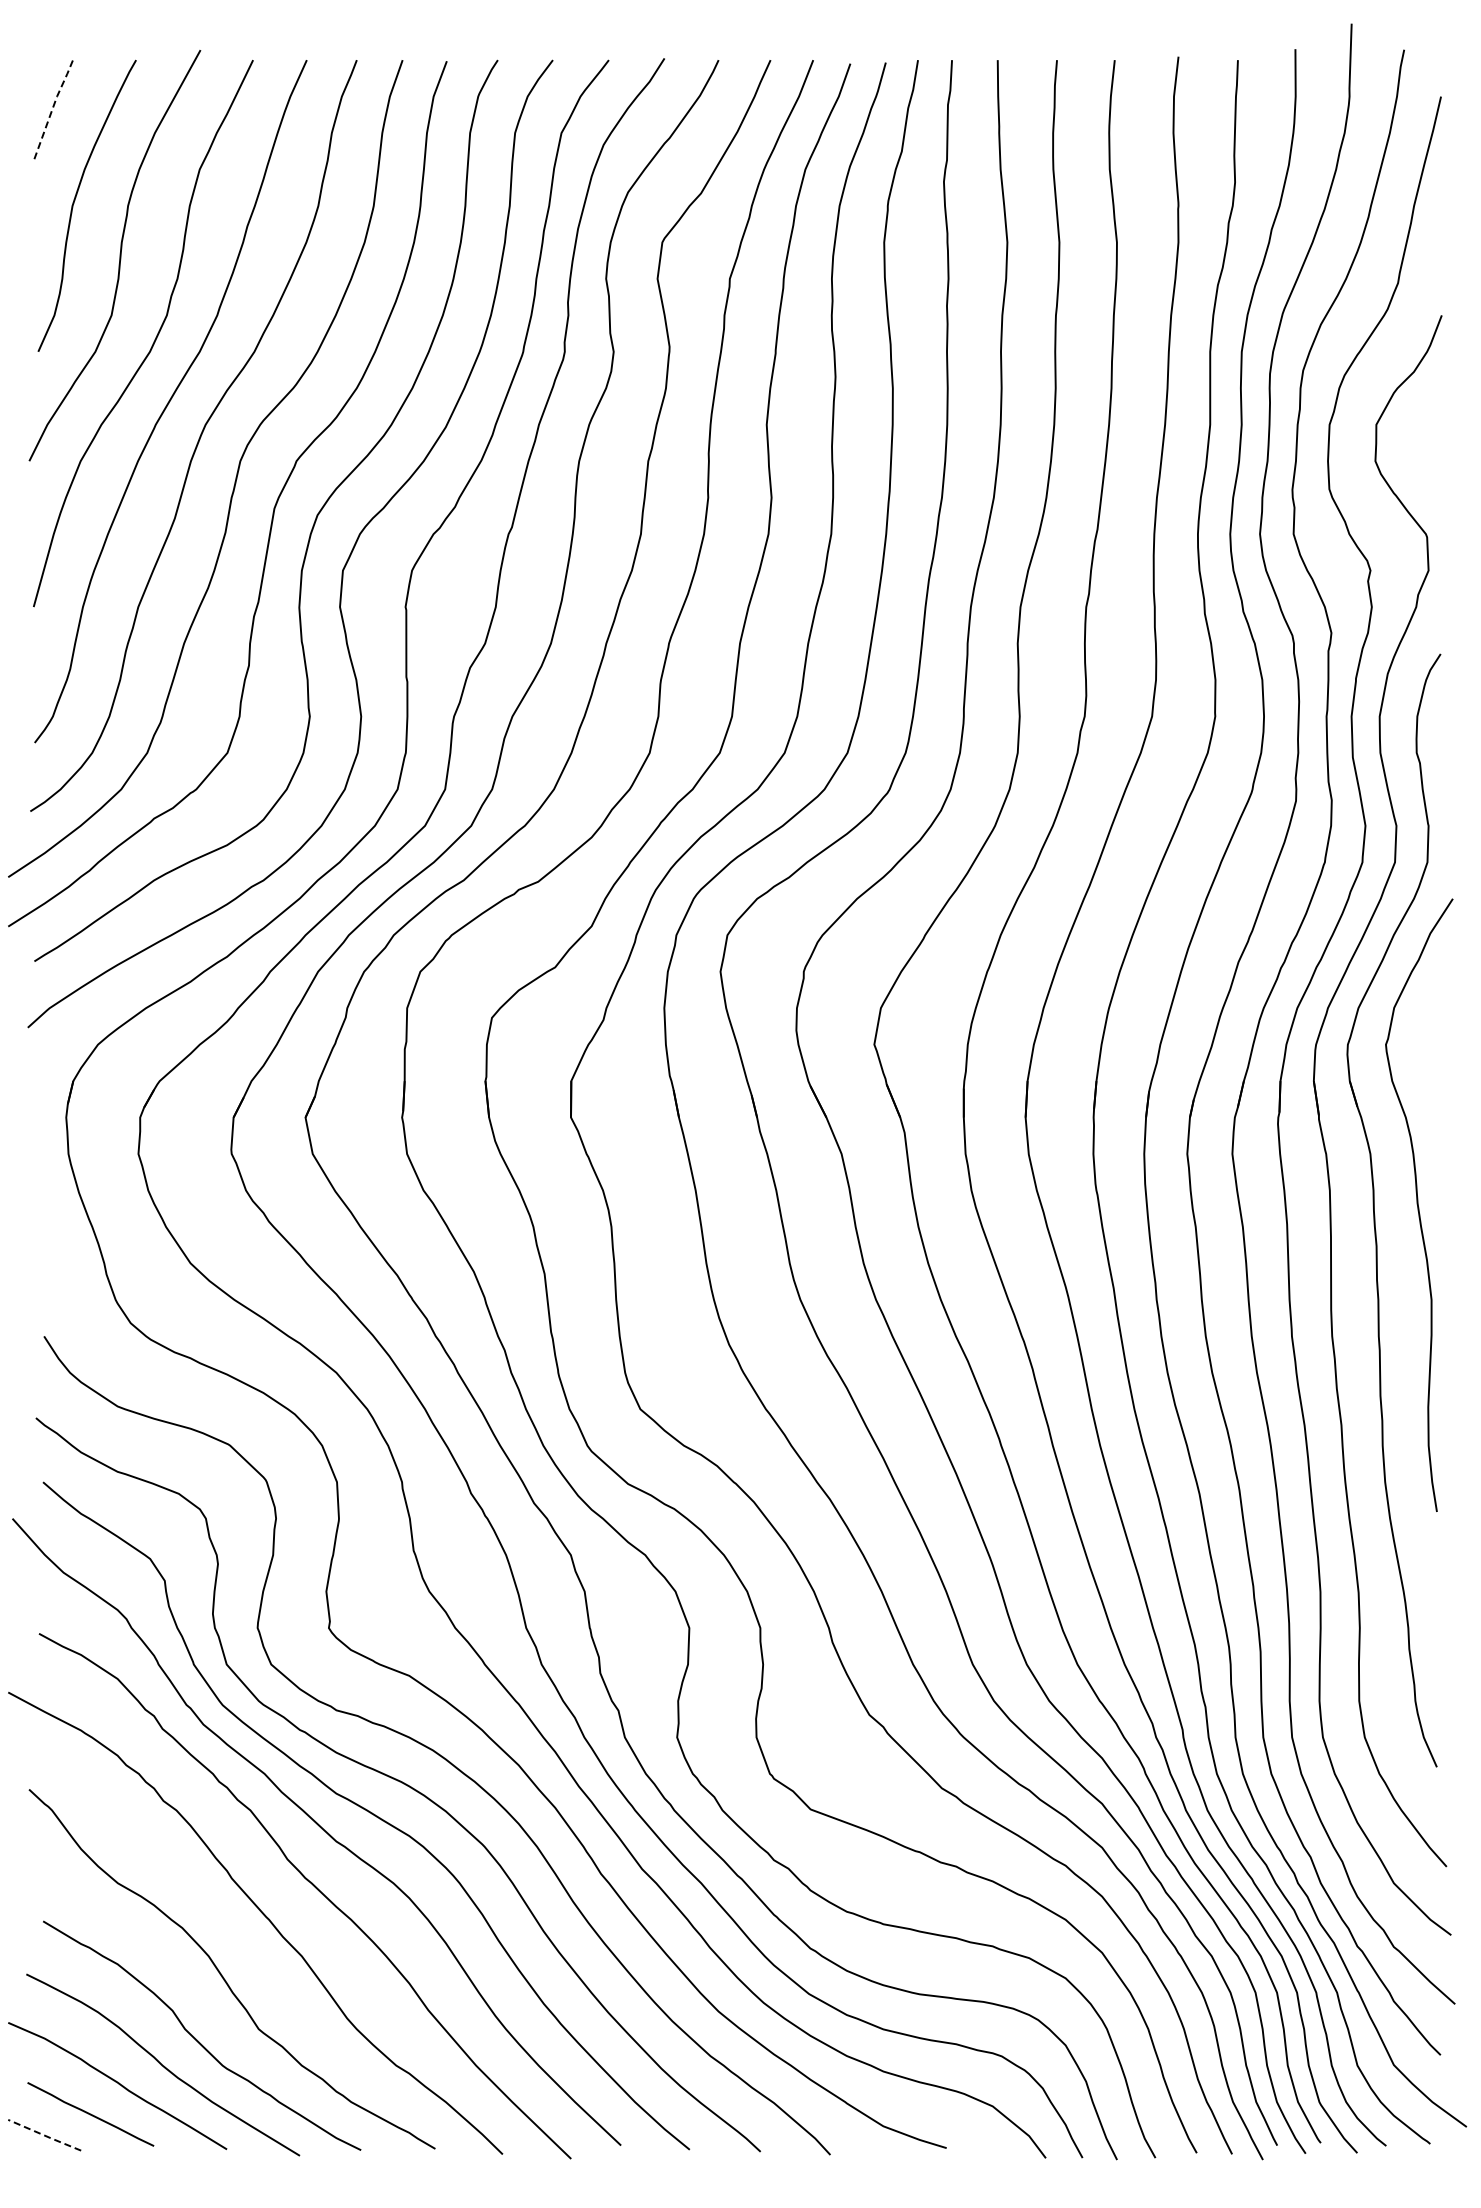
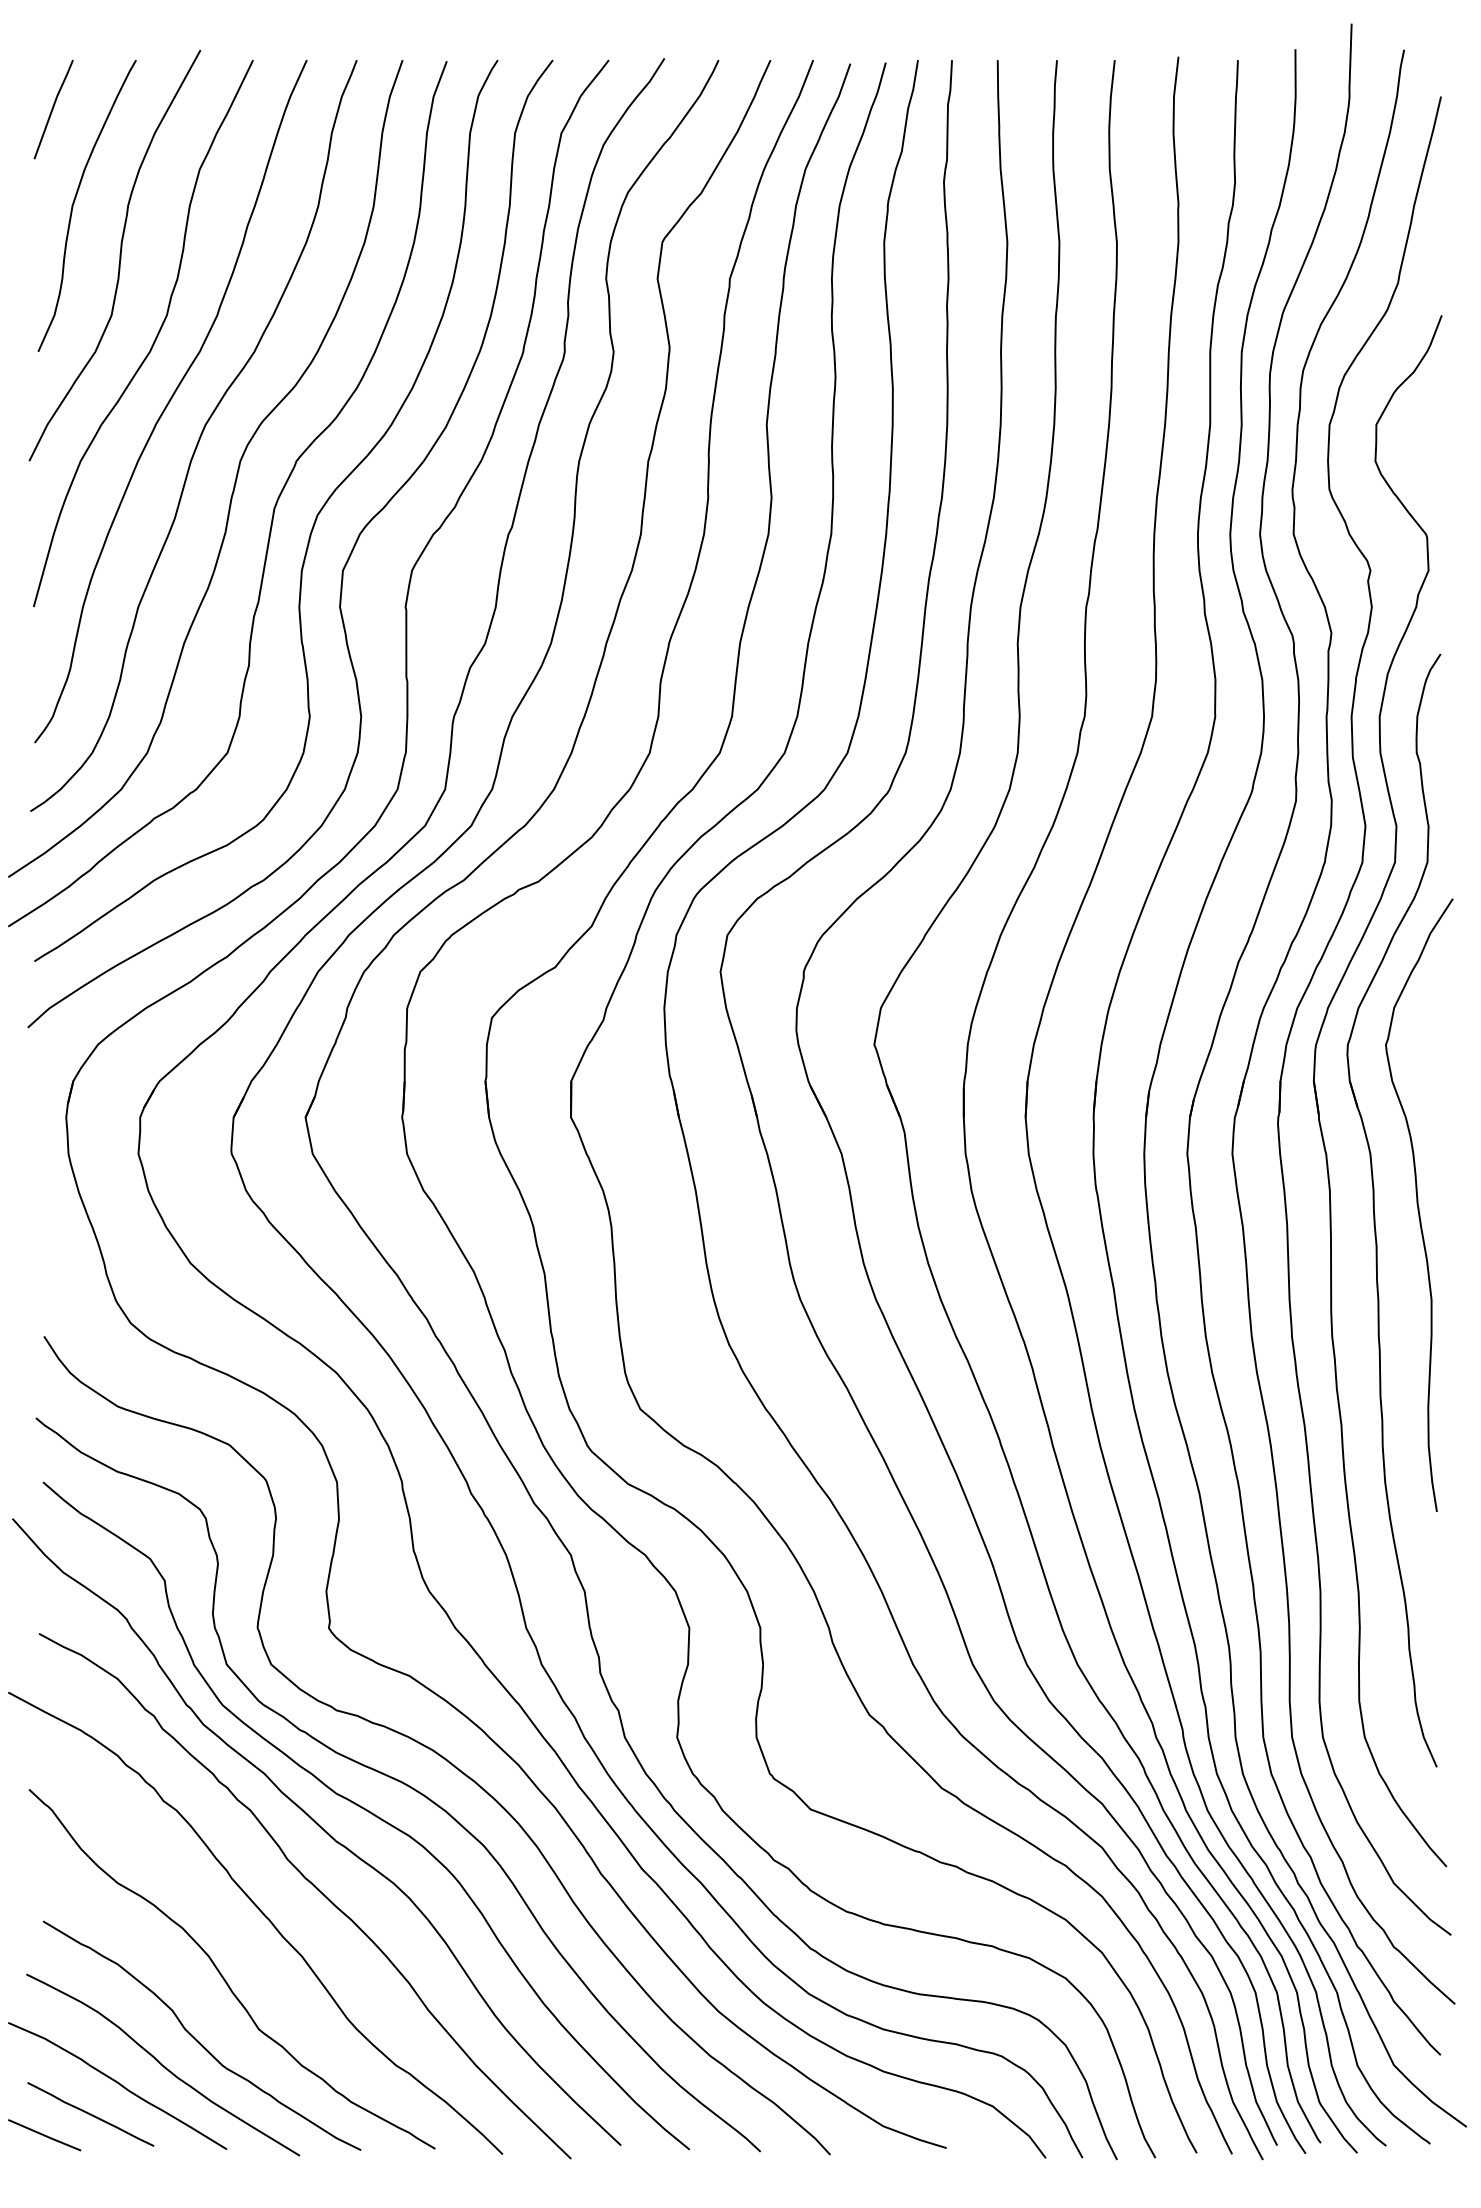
line: dashed -> solid (53, 107)
line: dashed -> solid (44, 2135)
